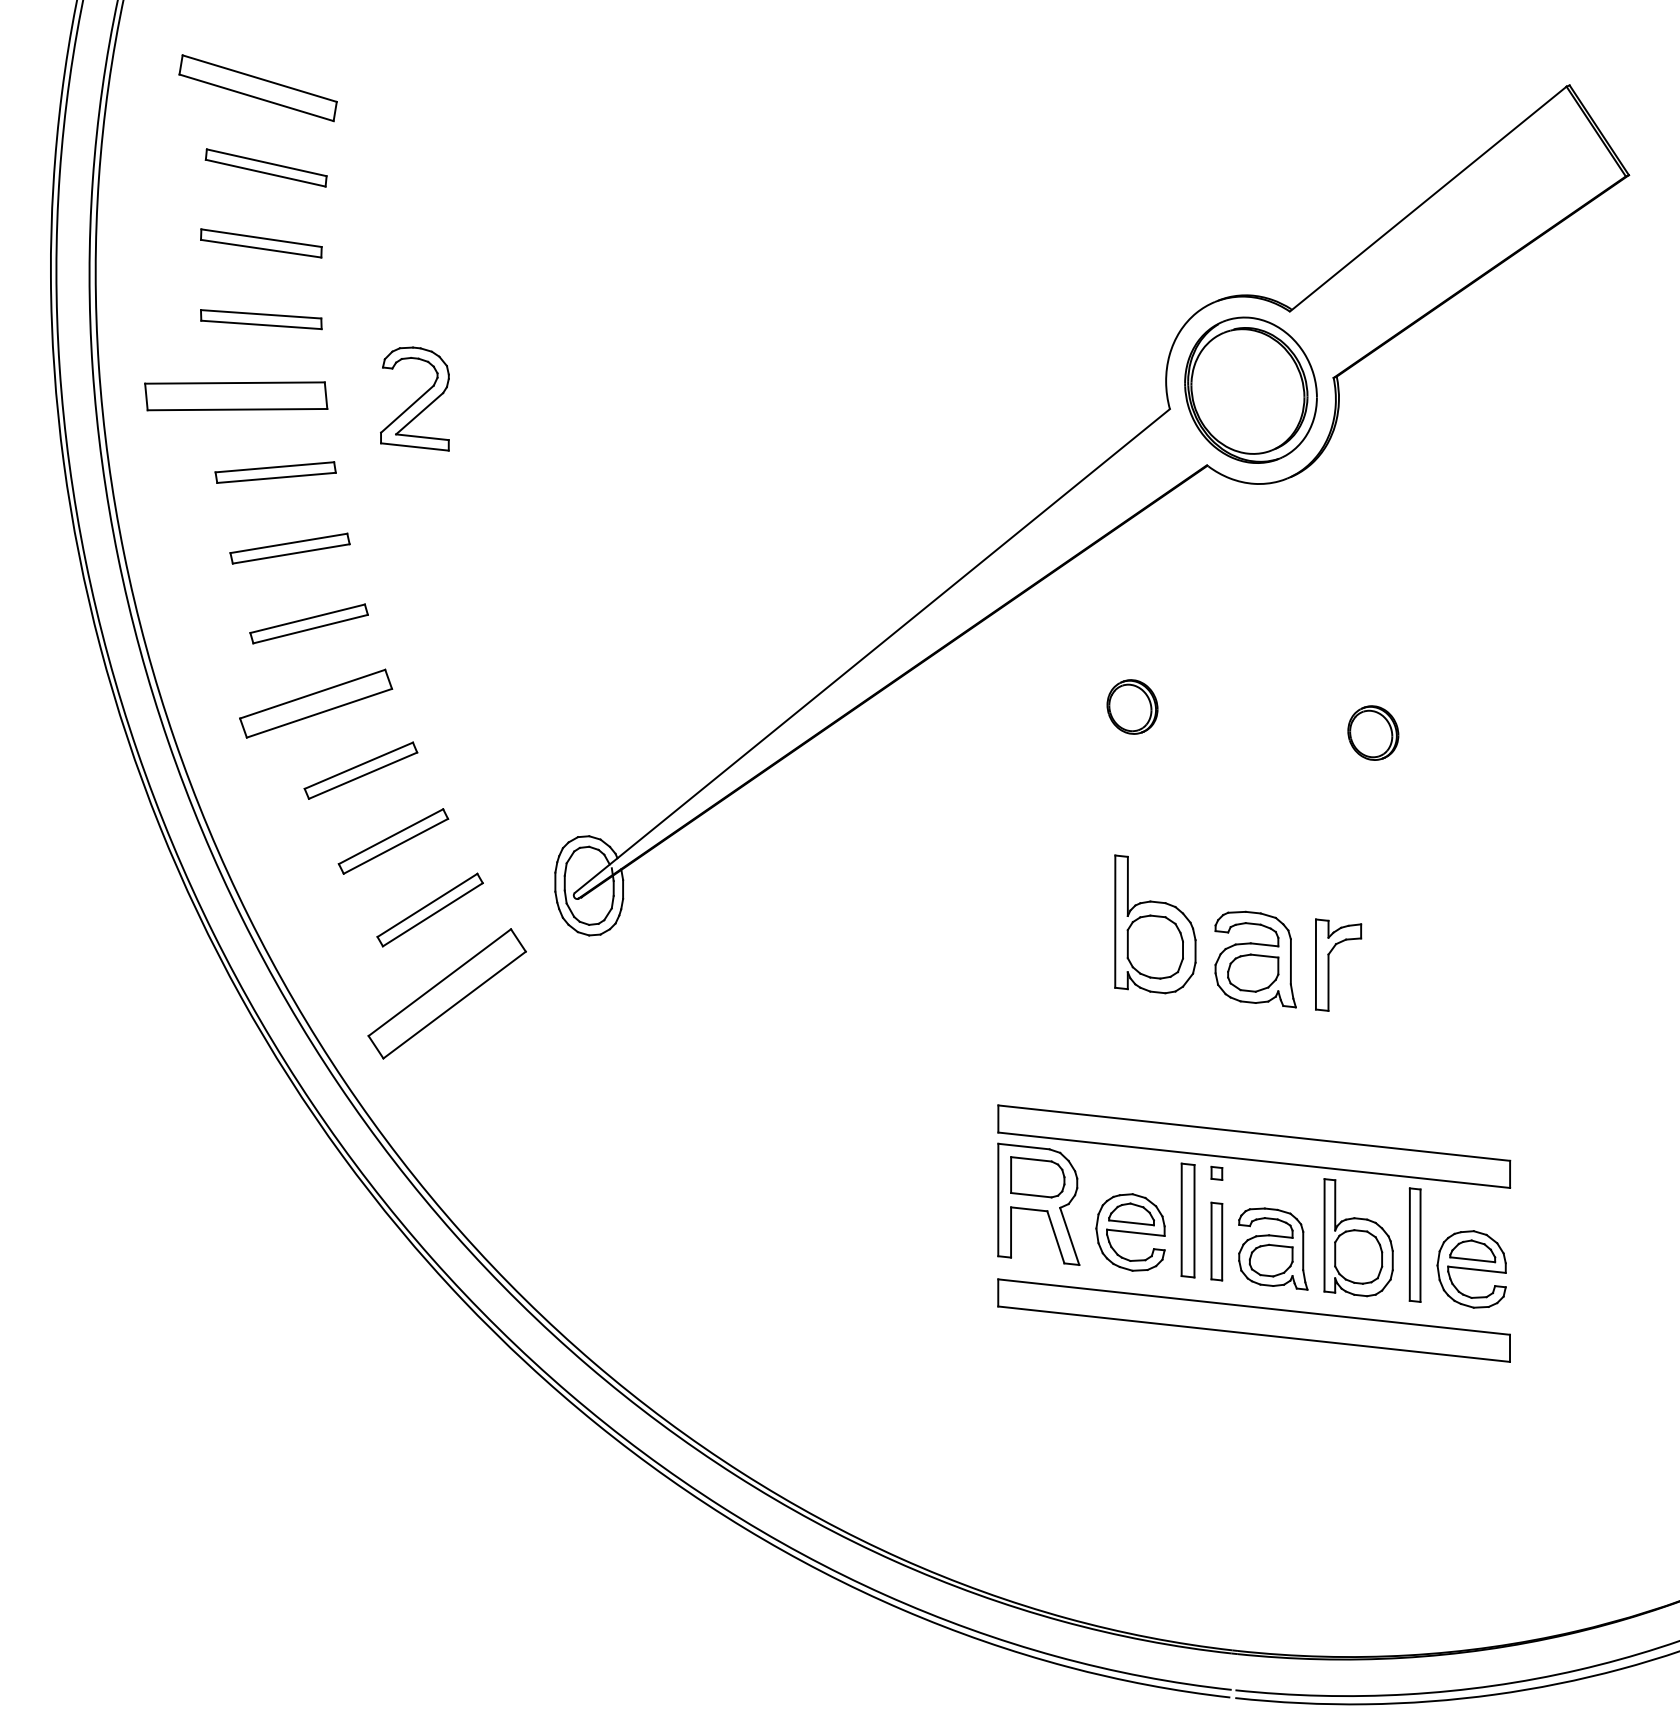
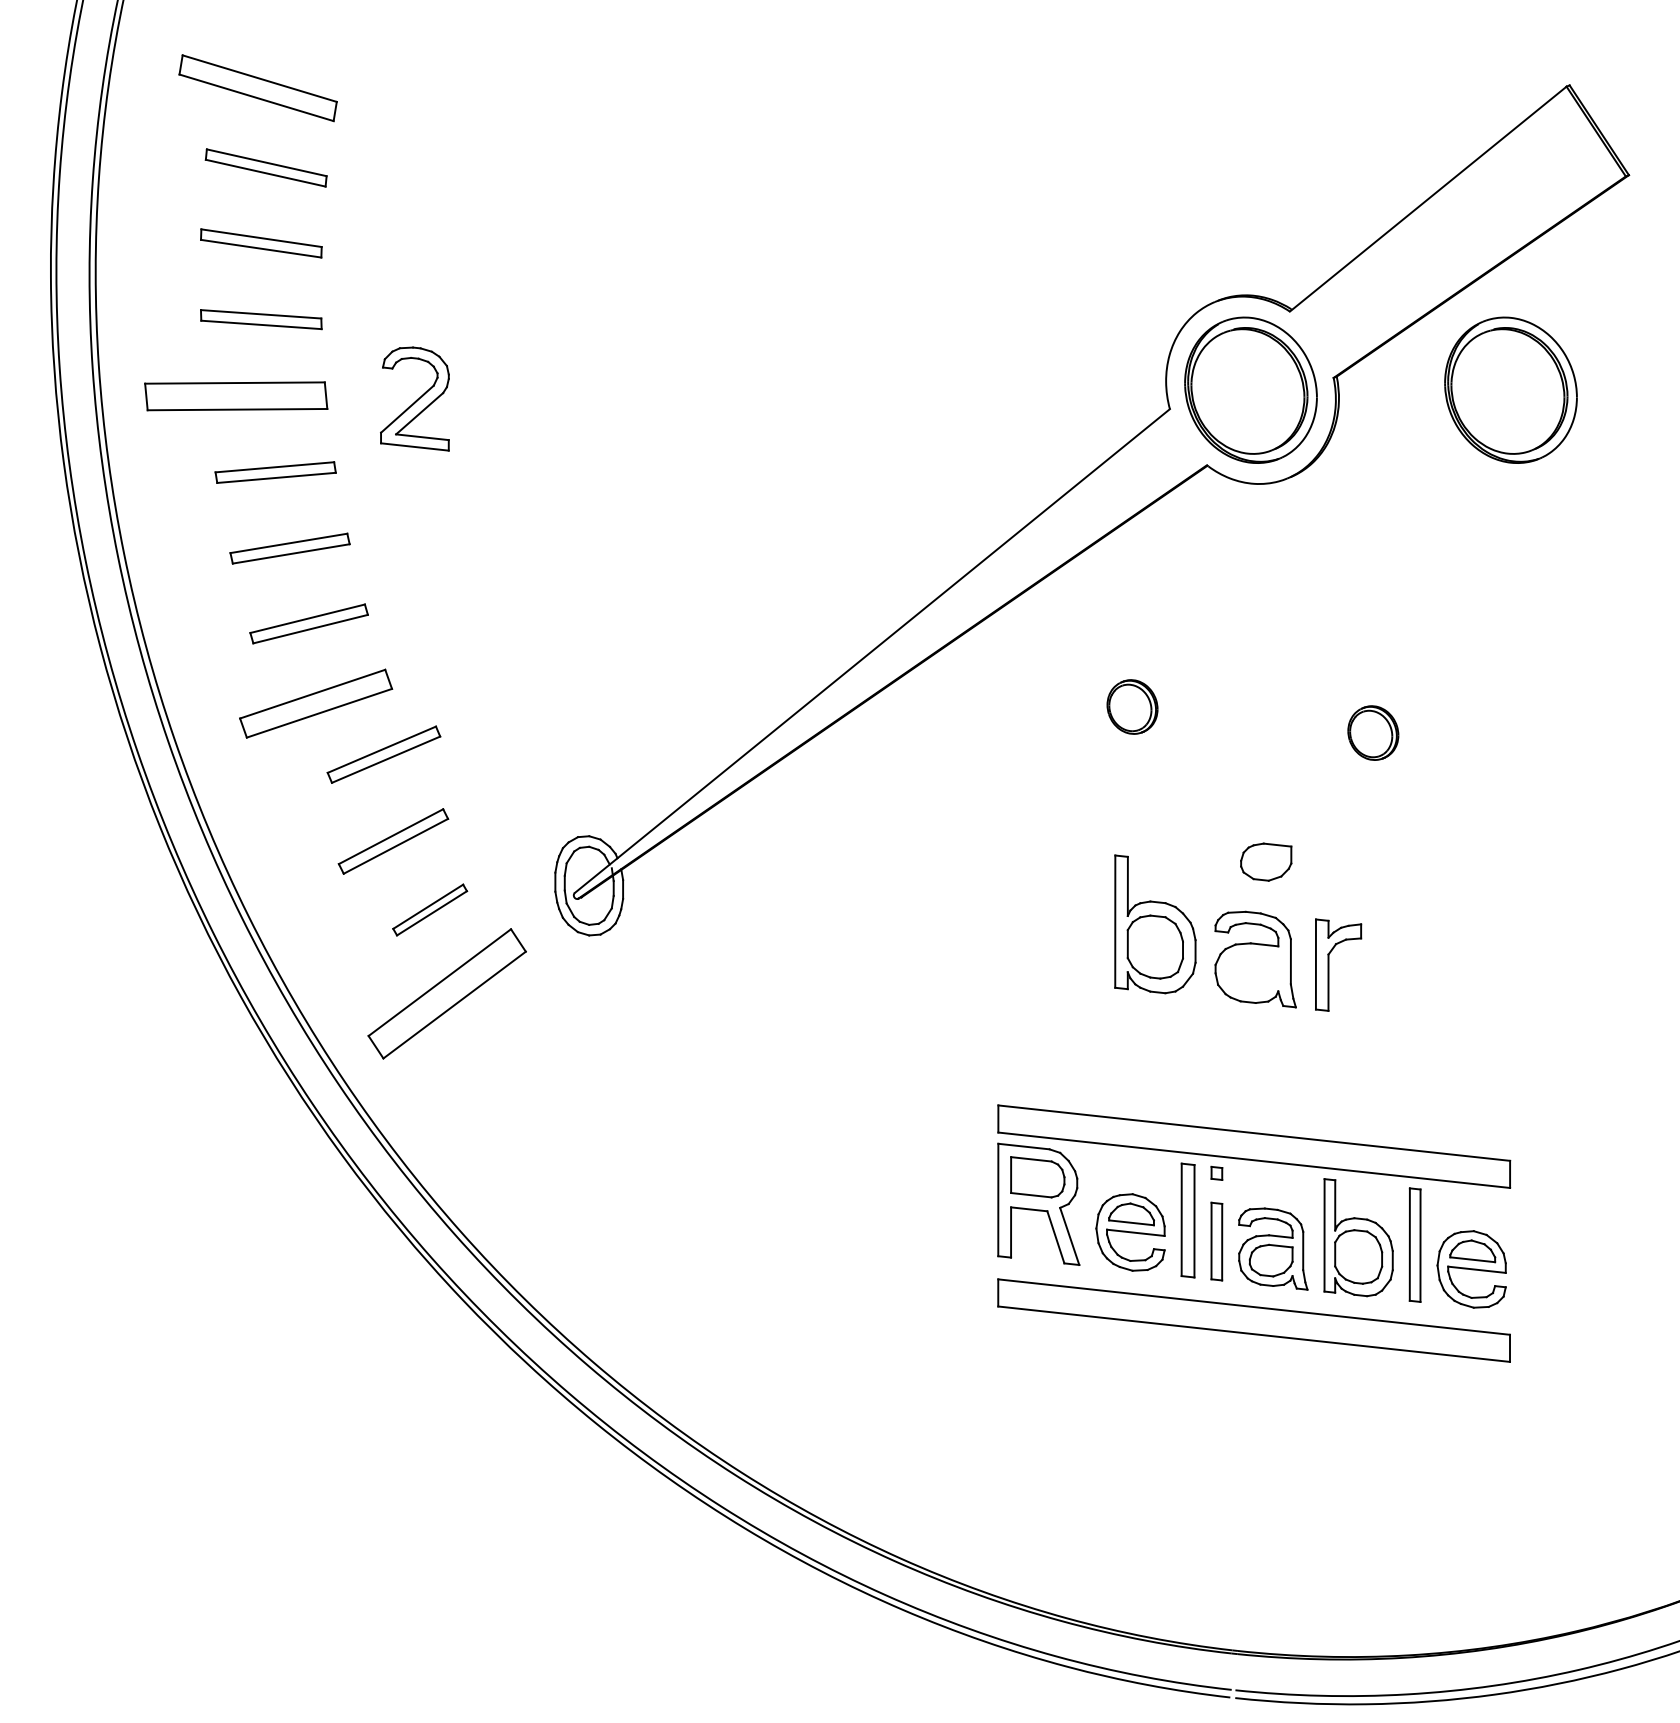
part: none -> present (1510, 389)
part position: (360, 770) -> (383, 754) (383, 754)
part size: 108x76 px -> 77x54 px (430, 909)
part position: (1253, 972) -> (1266, 861) (1266, 861)
